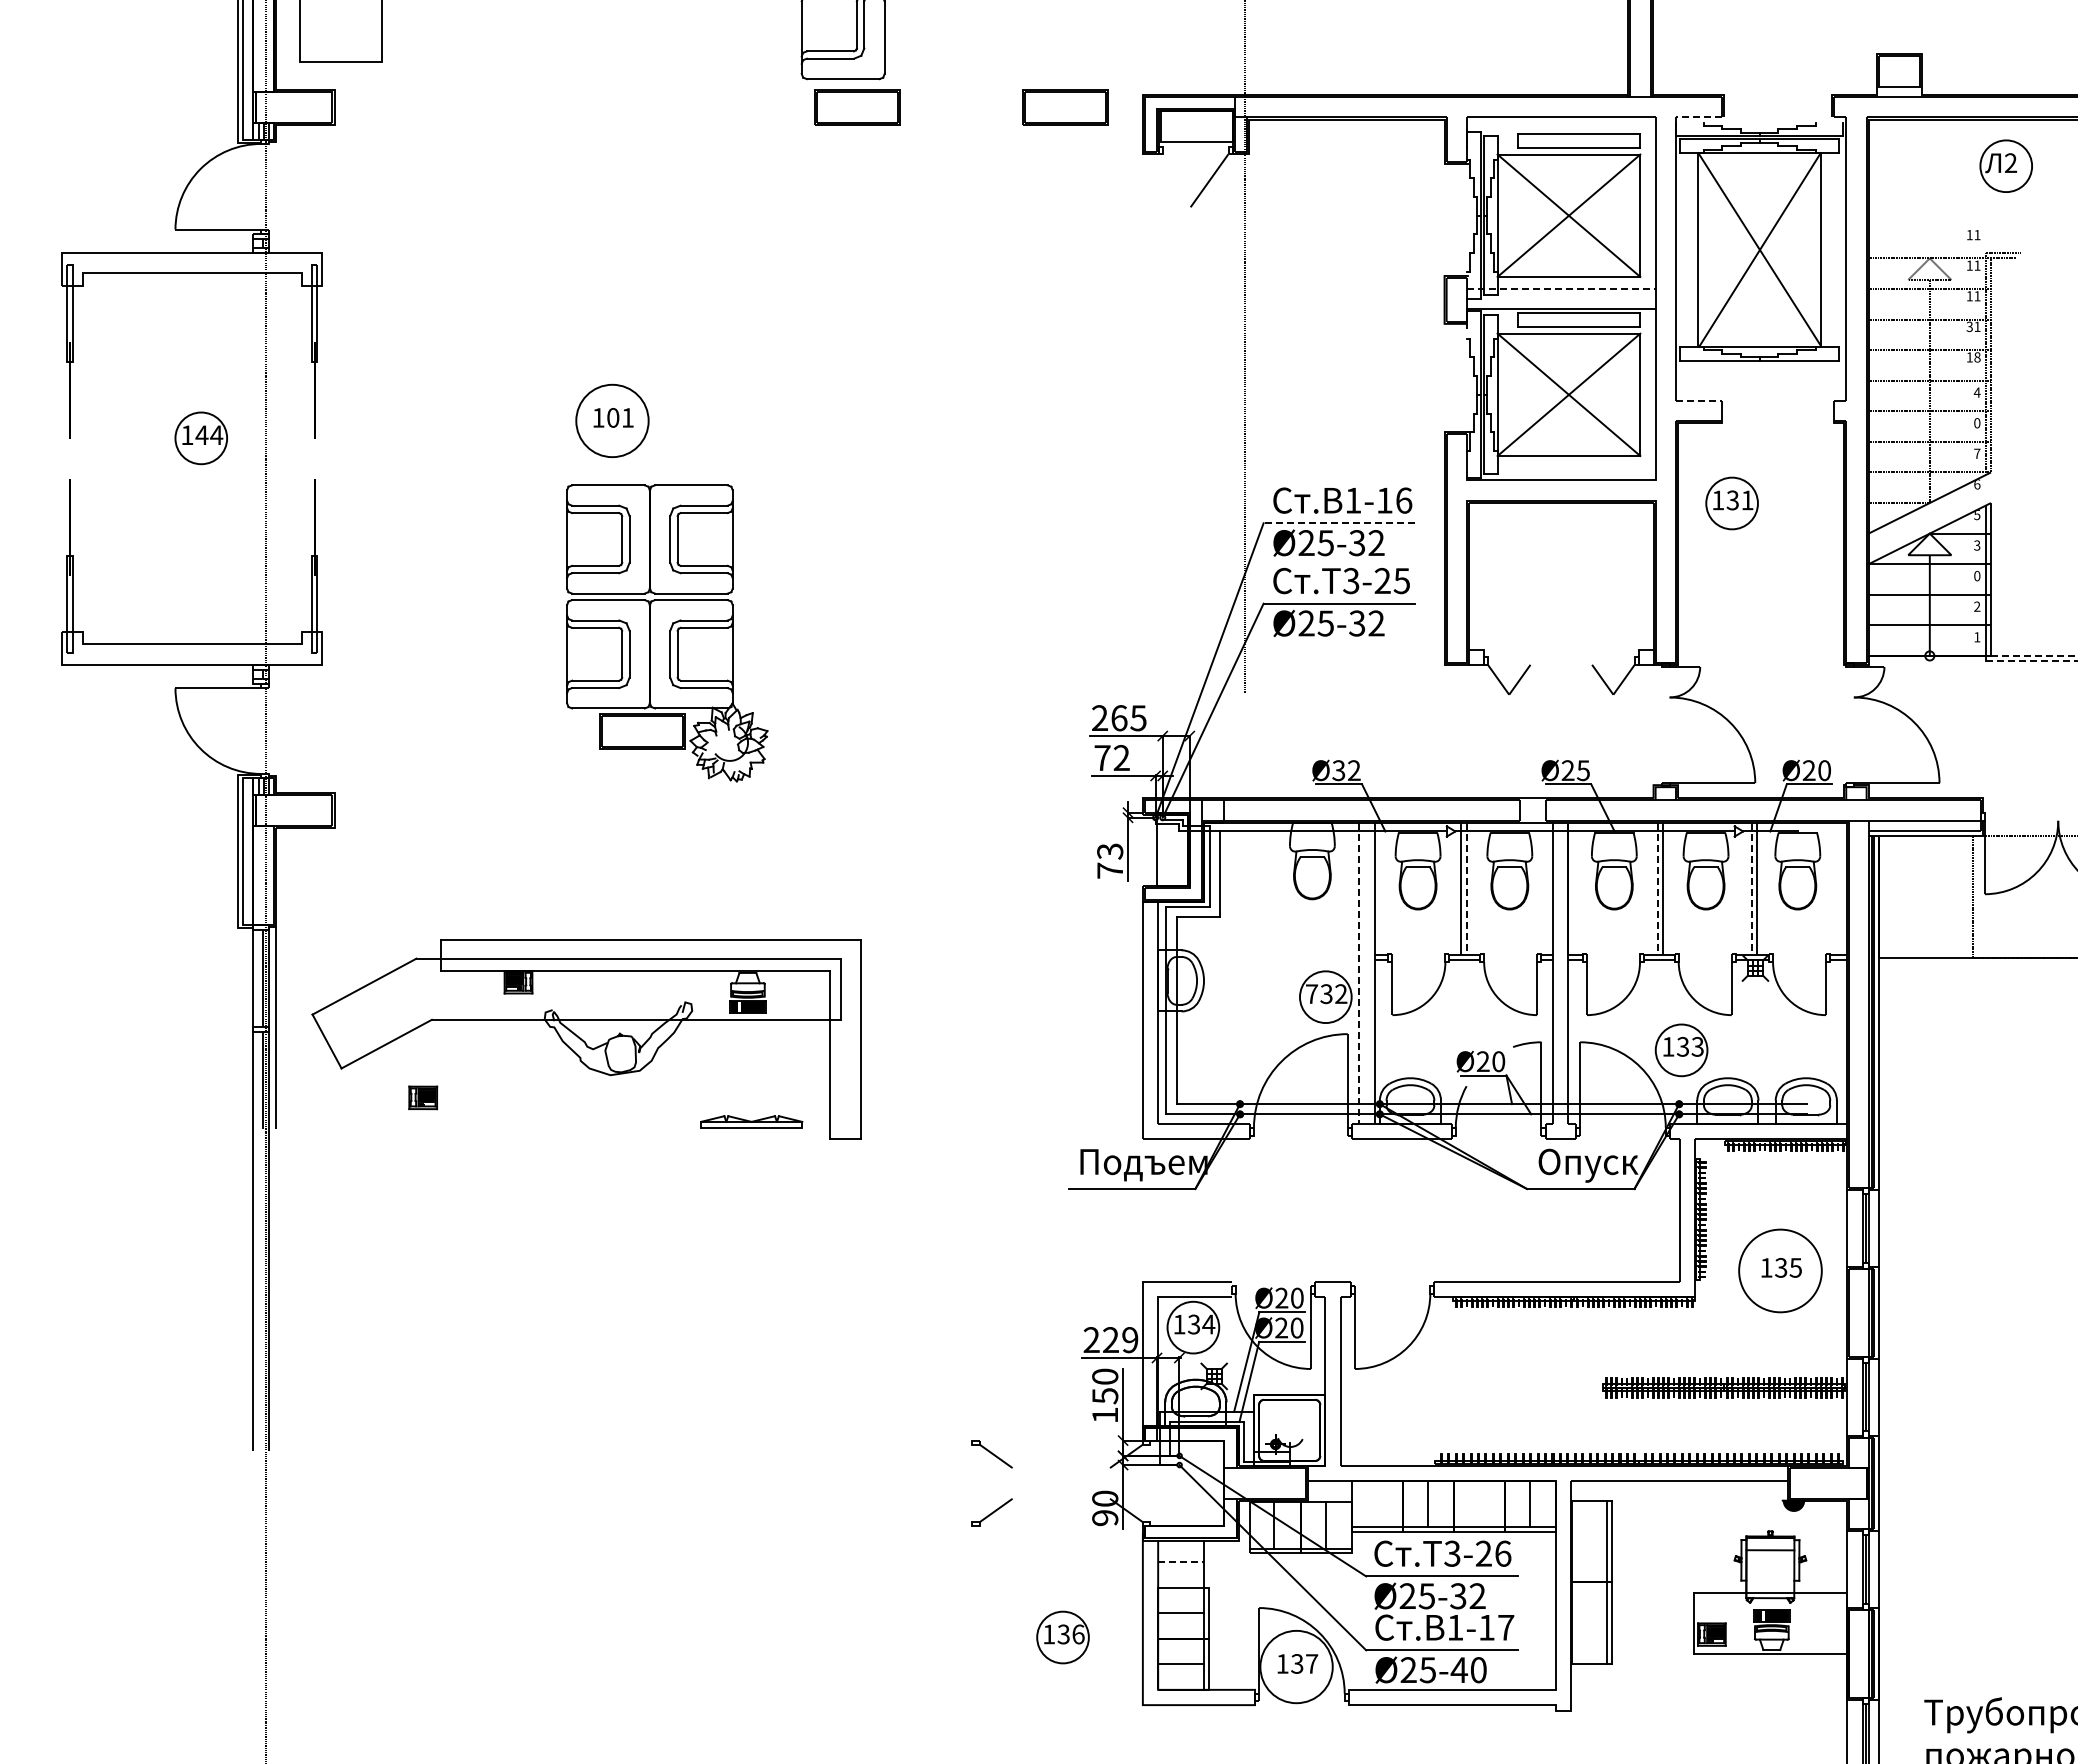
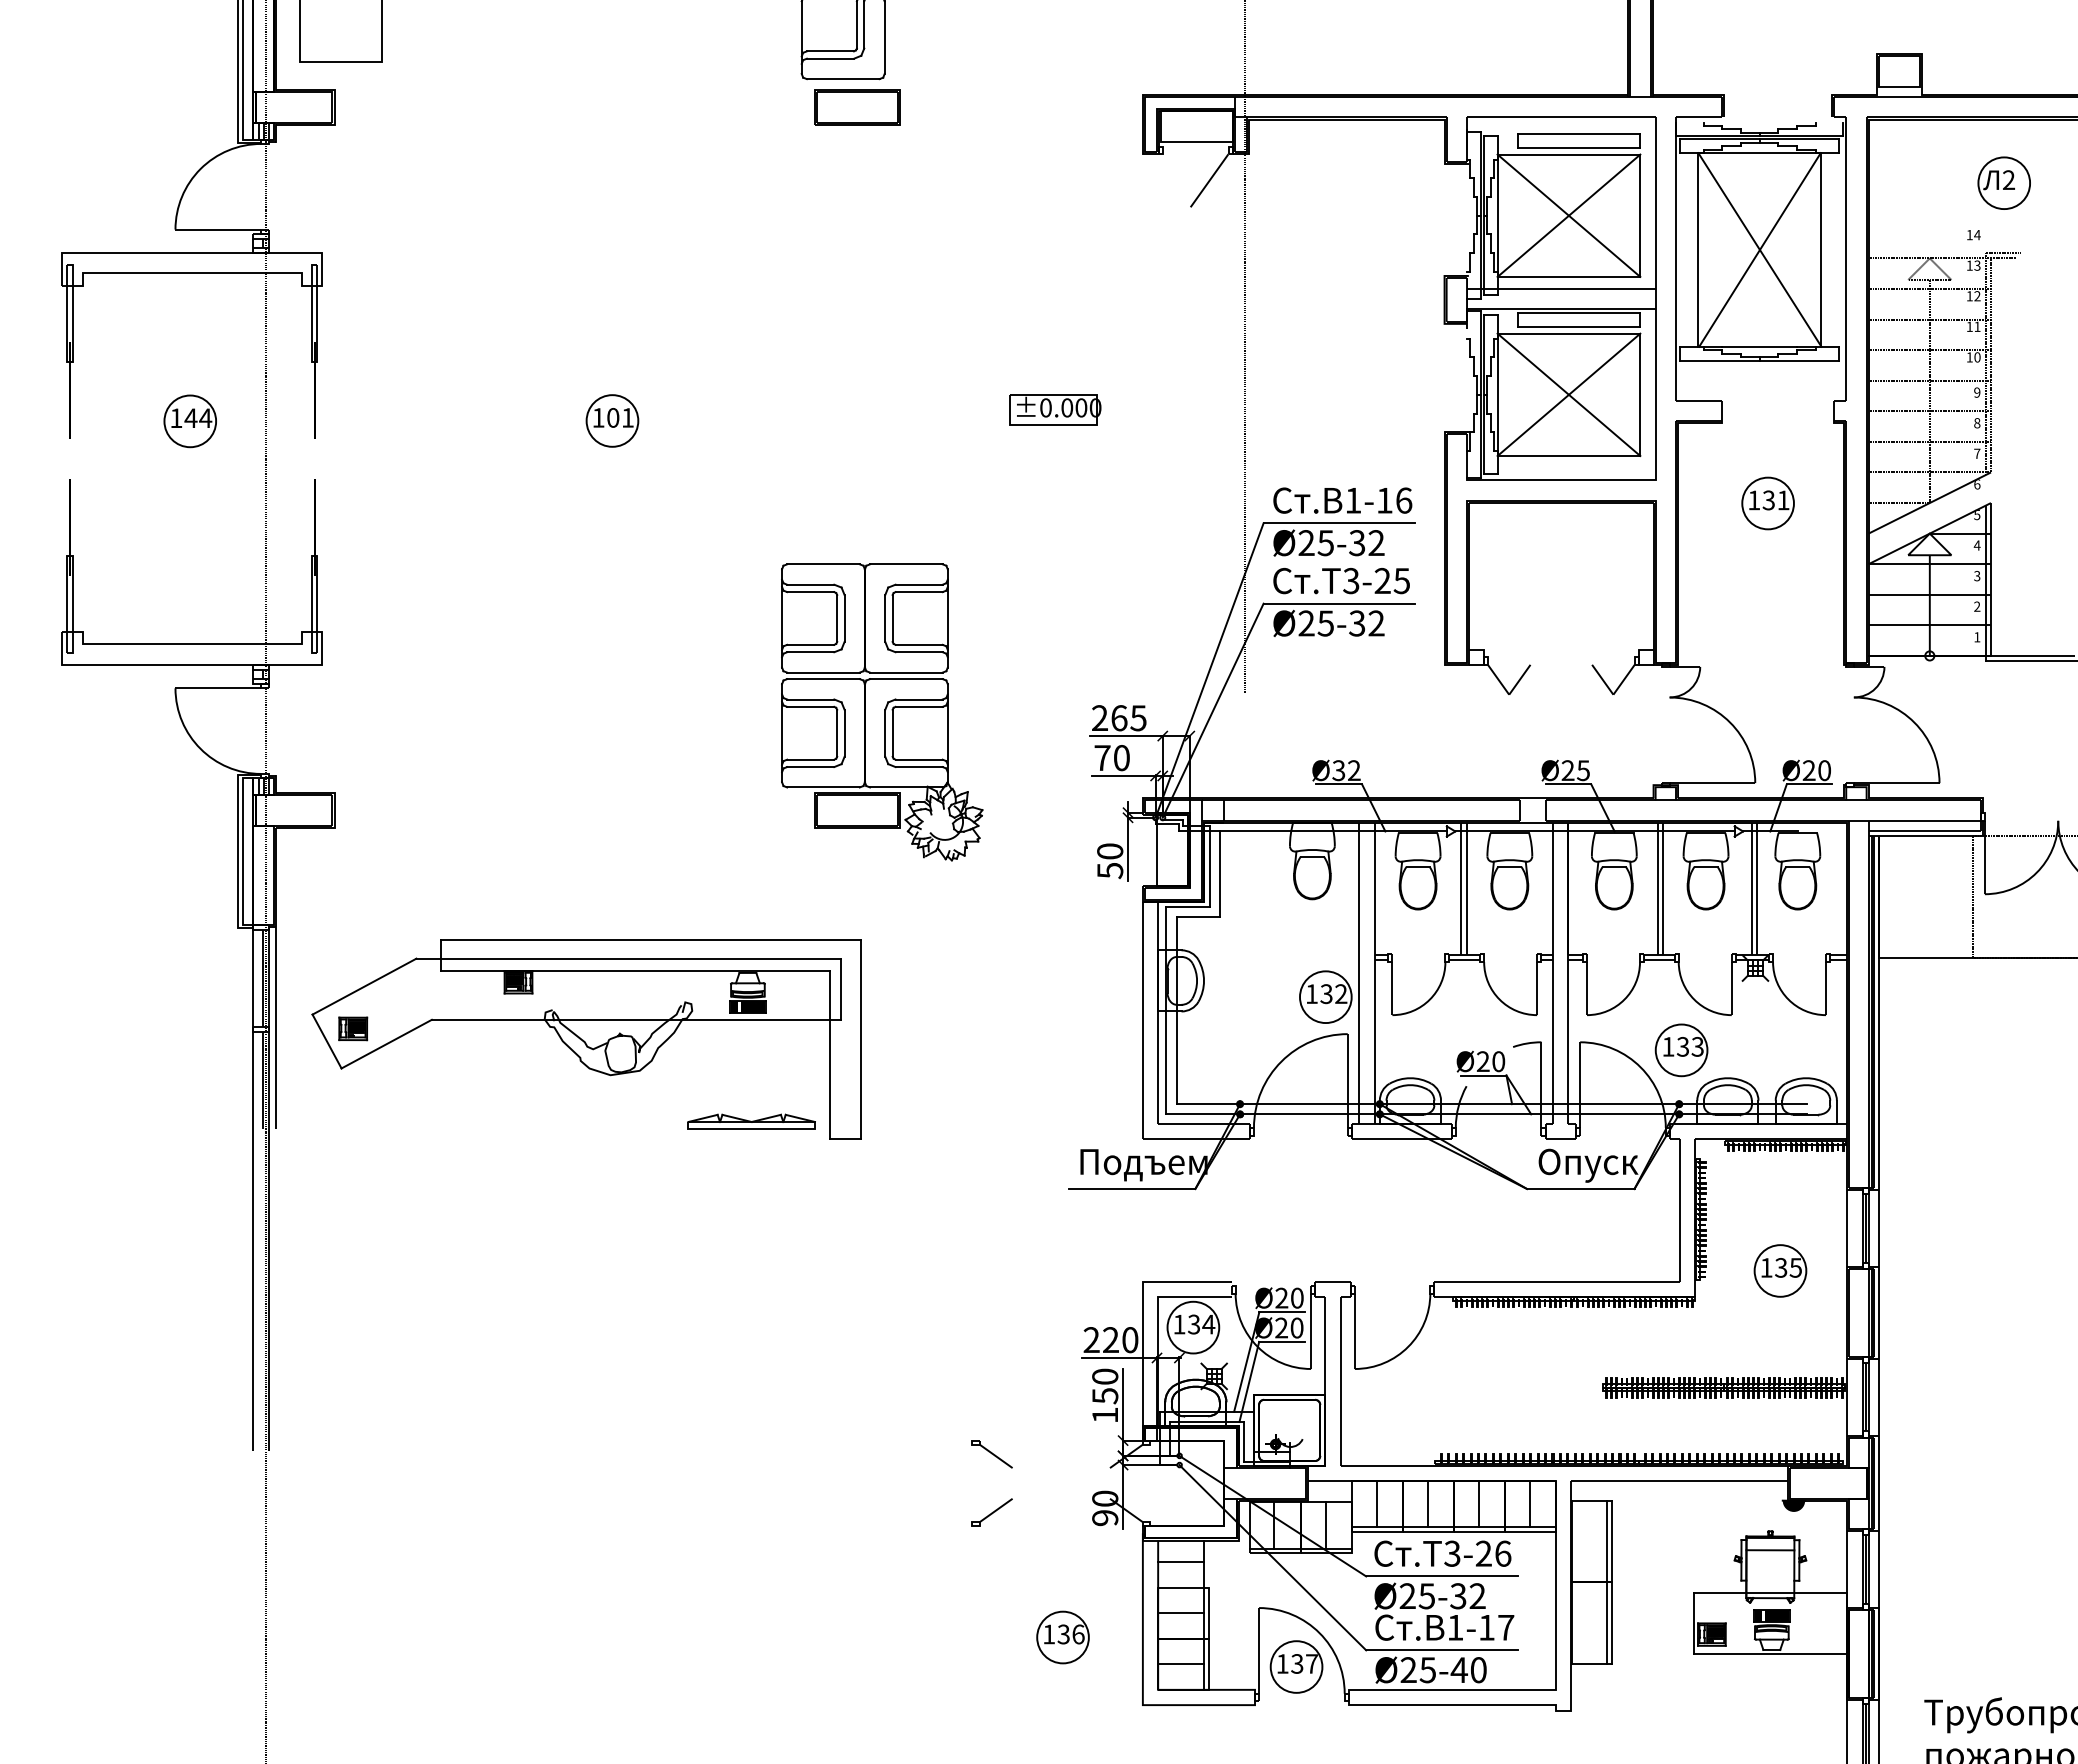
part: present -> none (1065, 107)
line: dashed -> solid (1698, 117)
part position: (2005, 165) -> (2003, 182) (2003, 182)
text: 11 -> 14 (1977, 235)
text: 11 -> 13 (1977, 265)
line: dashed -> solid (1561, 288)
text: 11 -> 12 (1977, 296)
text: 31 -> 11 (1969, 326)
text: 18 -> 10 (1977, 357)
text: 4 -> 9 (1976, 392)
line: dashed -> solid (1698, 400)
part: none -> present (1055, 409)
circle diameter: 72 px -> 52 px (612, 420)
text: 0 -> 8 (1977, 423)
part position: (200, 438) -> (189, 421) (189, 421)
part position: (1731, 503) -> (1767, 503) (1767, 503)
line: dashed -> solid (1339, 523)
text: 3 -> 4 (1976, 545)
text: 0 -> 3 (1977, 576)
part position: (667, 633) -> (882, 712) (882, 712)
line: dashed -> solid (2032, 655)
line: dashed -> solid (2031, 661)
text: 72 -> 70 (1121, 758)
text: 73 -> 50 (1110, 861)
line: dashed -> solid (1466, 889)
line: dashed -> solid (1657, 889)
line: dashed -> solid (1751, 889)
line: dashed -> solid (1359, 973)
text: 732 -> 132 (1312, 993)
part position: (423, 1097) -> (353, 1028) (353, 1028)
part size: 104x14 px -> 129x17 px (751, 1121)
circle diameter: 83 px -> 52 px (1780, 1270)
text: 229 -> 220 (1130, 1340)
line: none -> present (1377, 1504)
line: none -> present (1479, 1504)
line: dashed -> solid (1181, 1562)
circle diameter: 72 px -> 52 px (1296, 1666)
